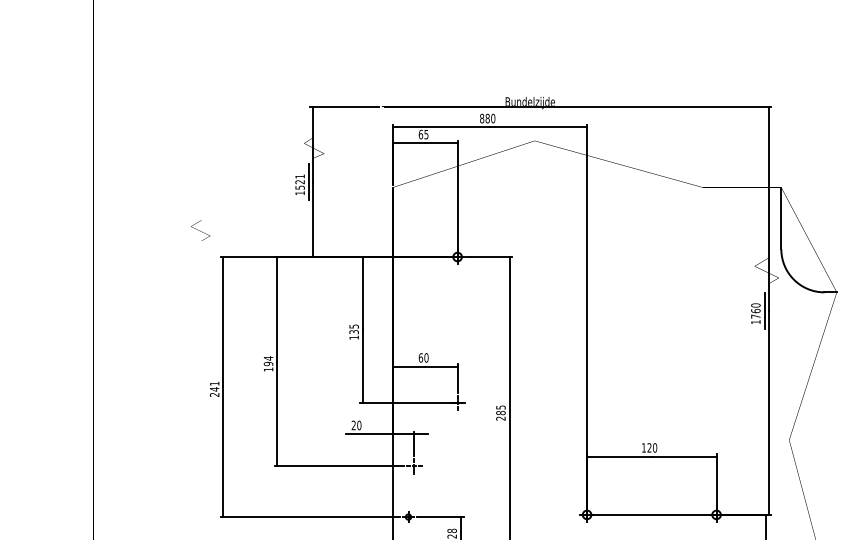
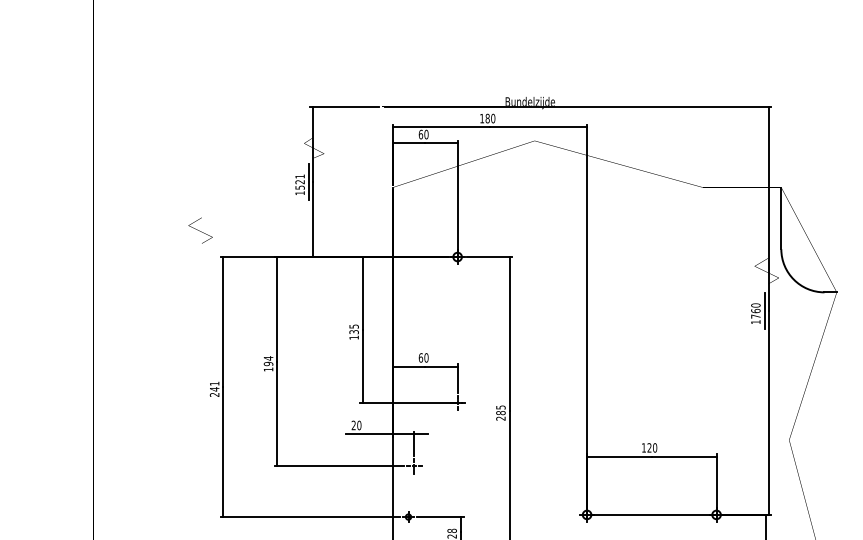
text: 880 -> 180 (482, 118)
text: 65 -> 60 (426, 134)
part size: 20x21 px -> 25x27 px (200, 230)
